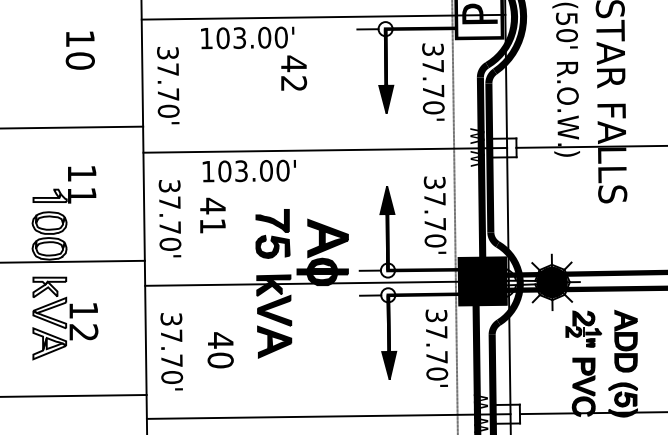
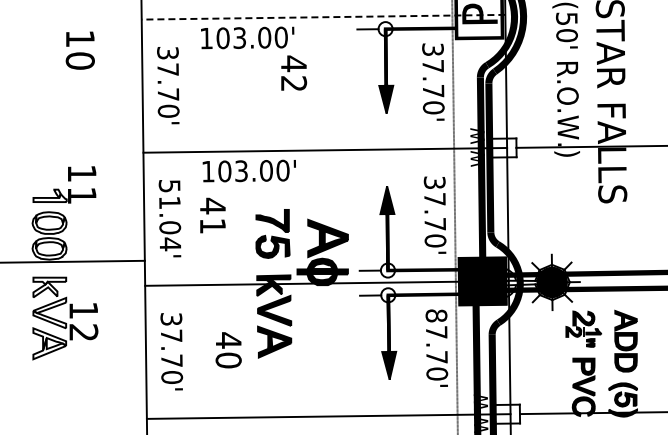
line: solid -> dashed (323, 17)
line: present -> none (72, 127)
text: 37.70' -> 51.04' (170, 215)
text: 37.70' -> 87.70' (436, 315)
text position: (220, 350) -> (228, 350) (228, 350)
line: present -> none (74, 395)
